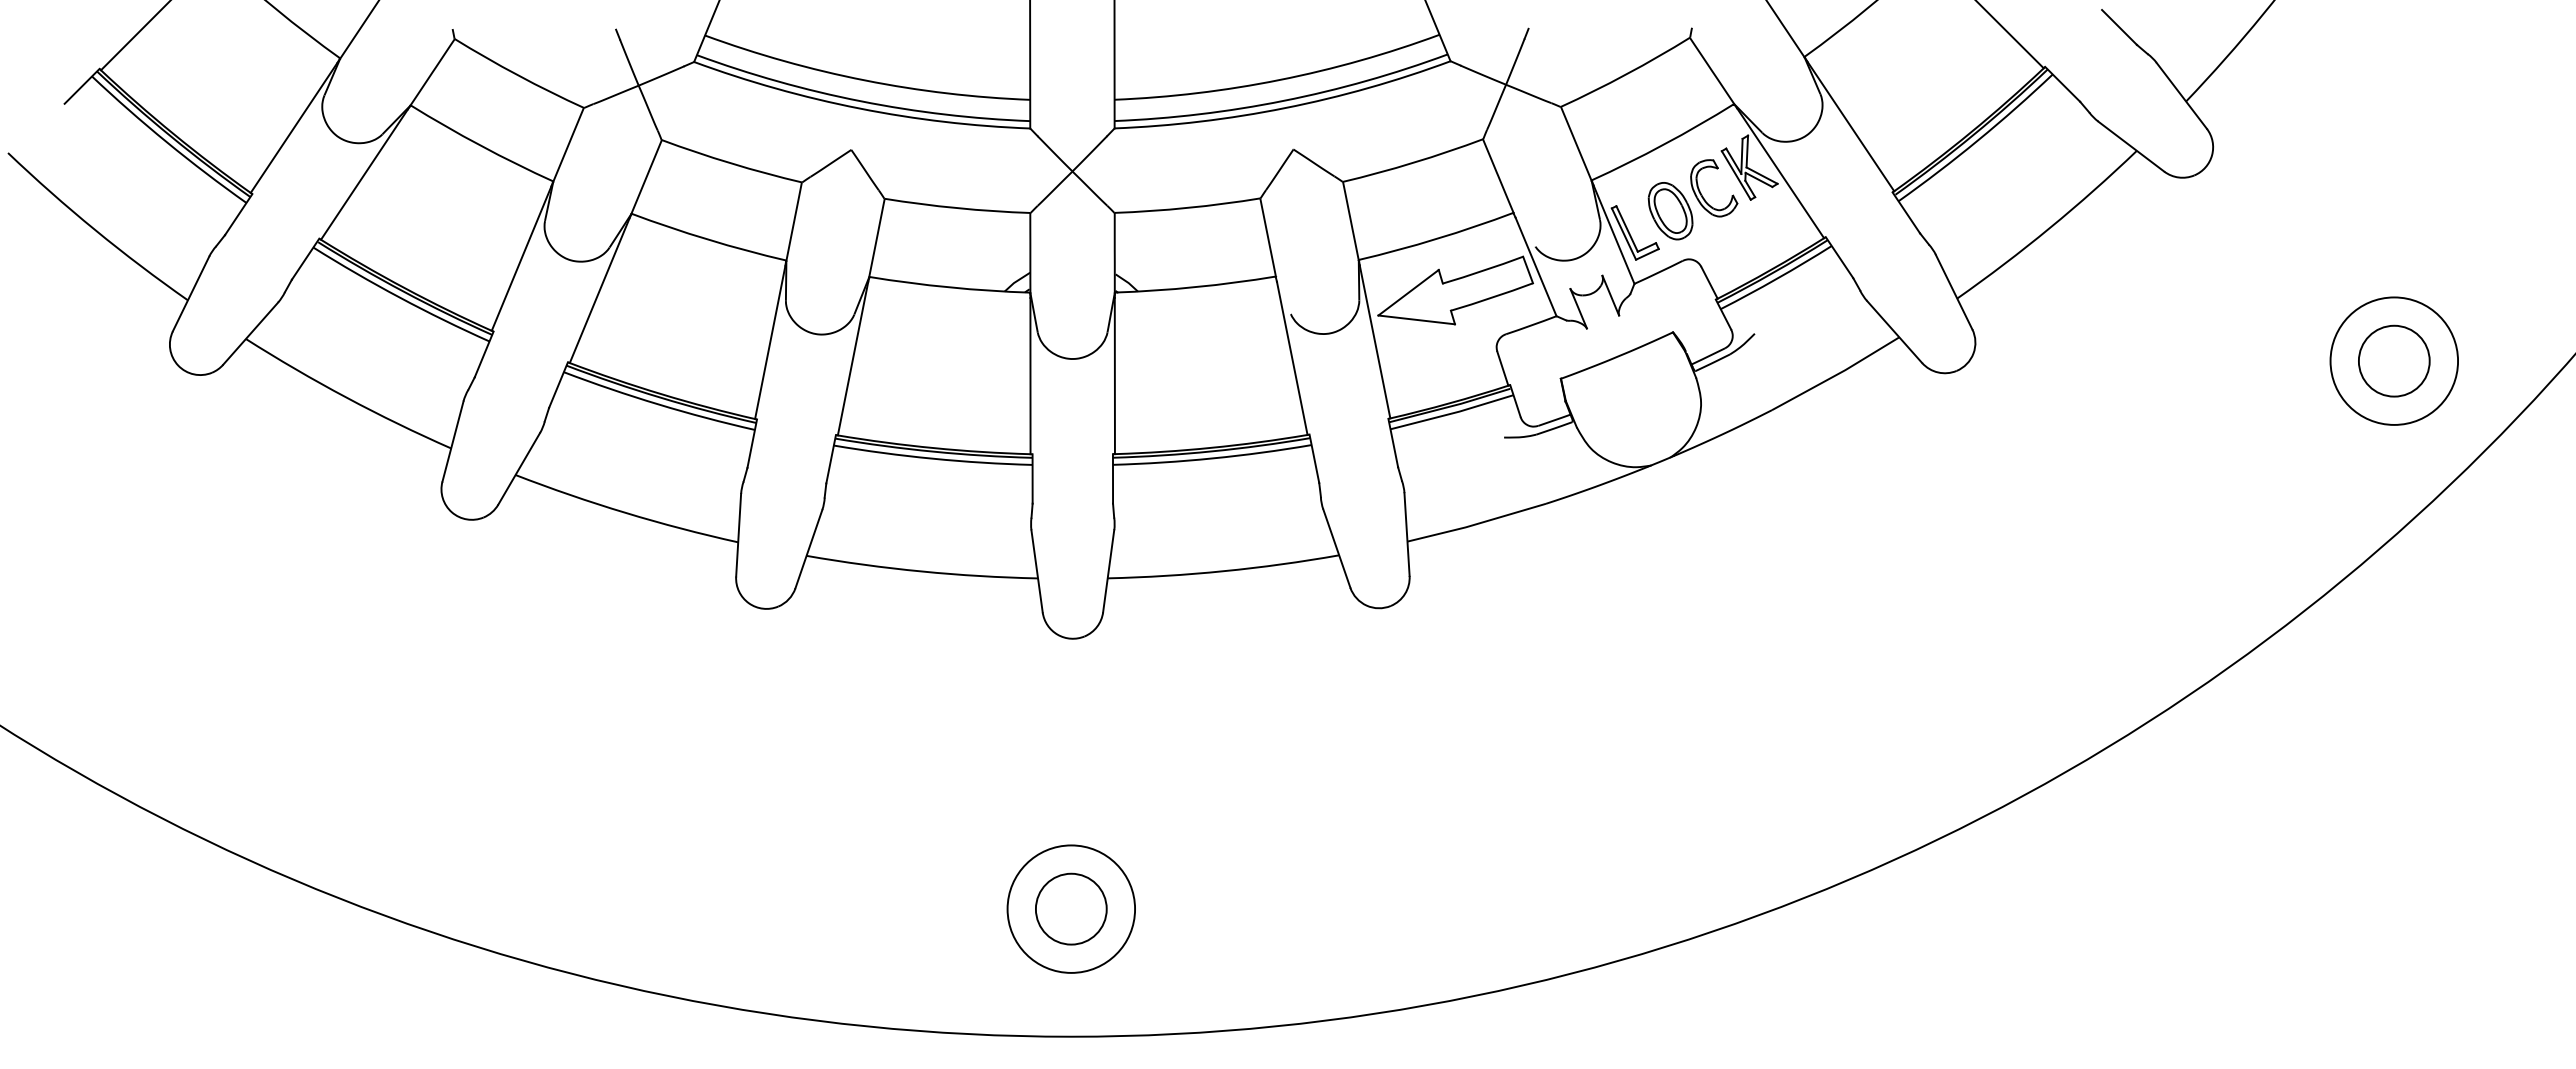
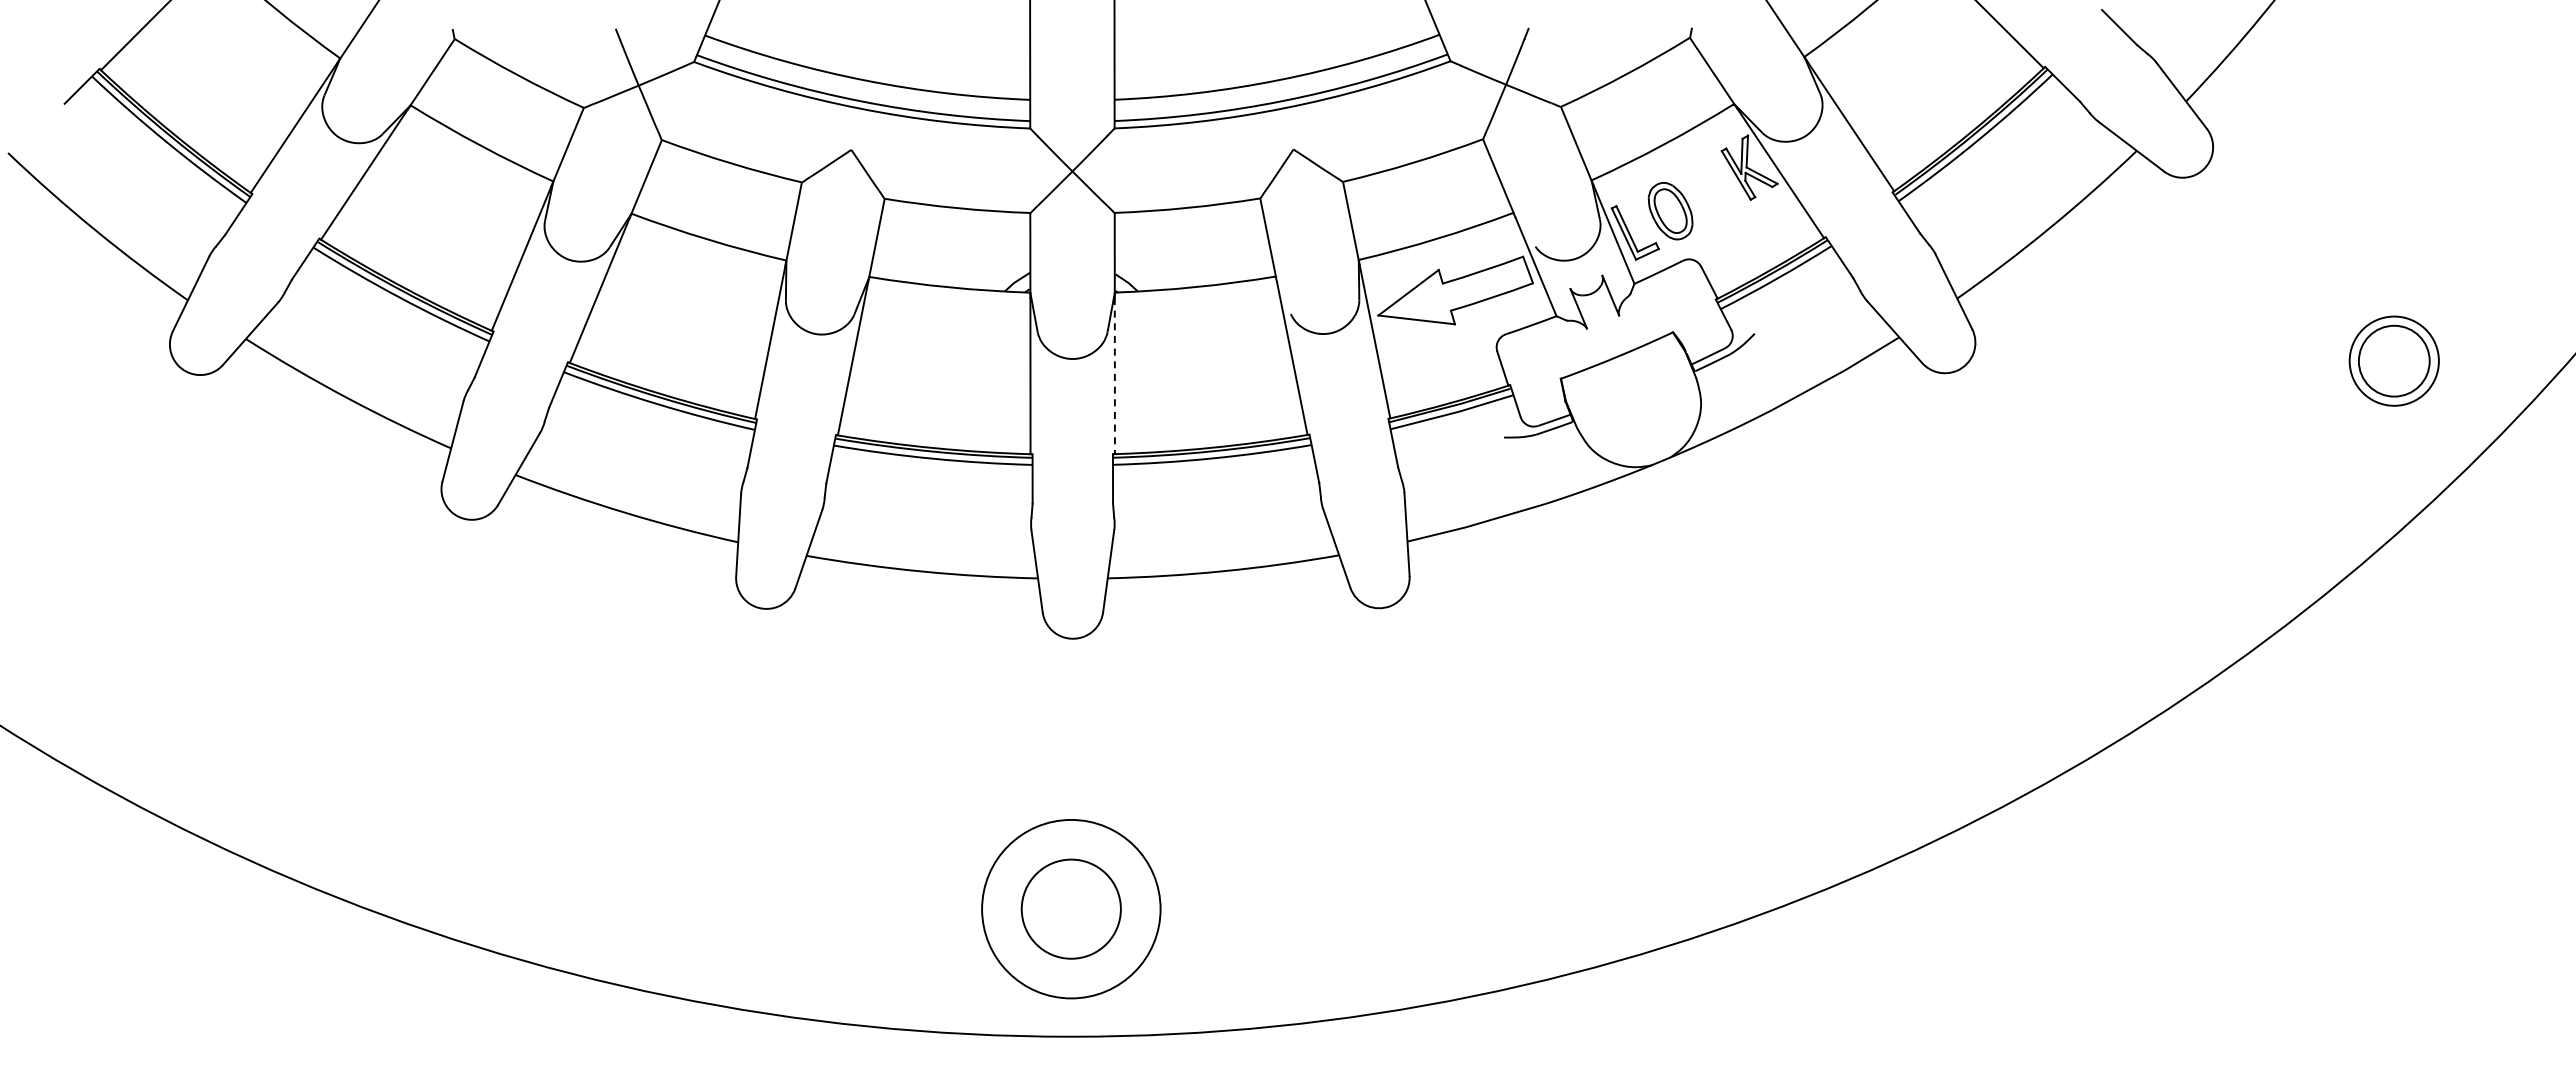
part: present -> none (1702, 194)
circle diameter: 127 px -> 89 px (2393, 360)
line: solid -> dashed (1114, 376)
circle diameter: 71 px -> 99 px (1070, 908)
circle diameter: 127 px -> 178 px (1071, 908)
